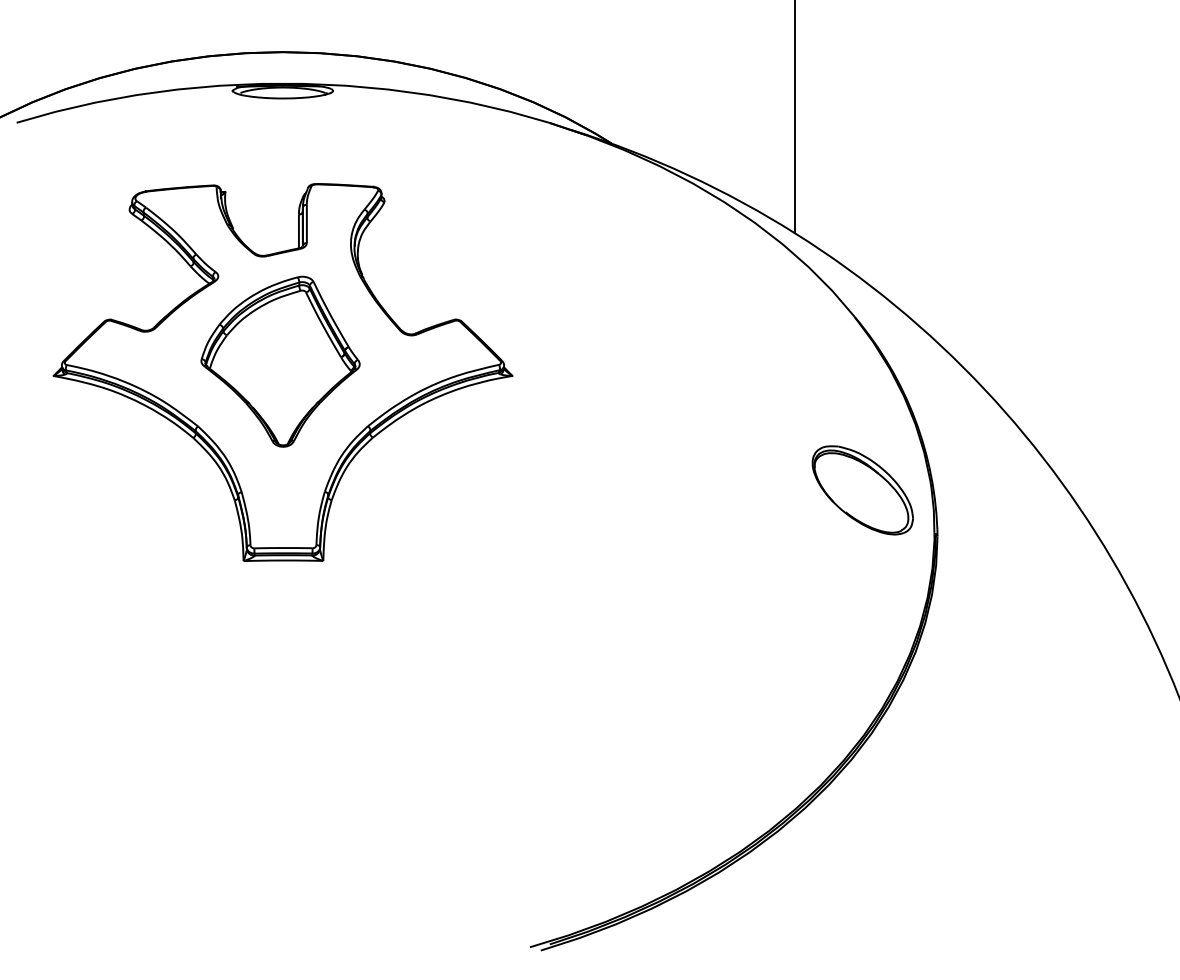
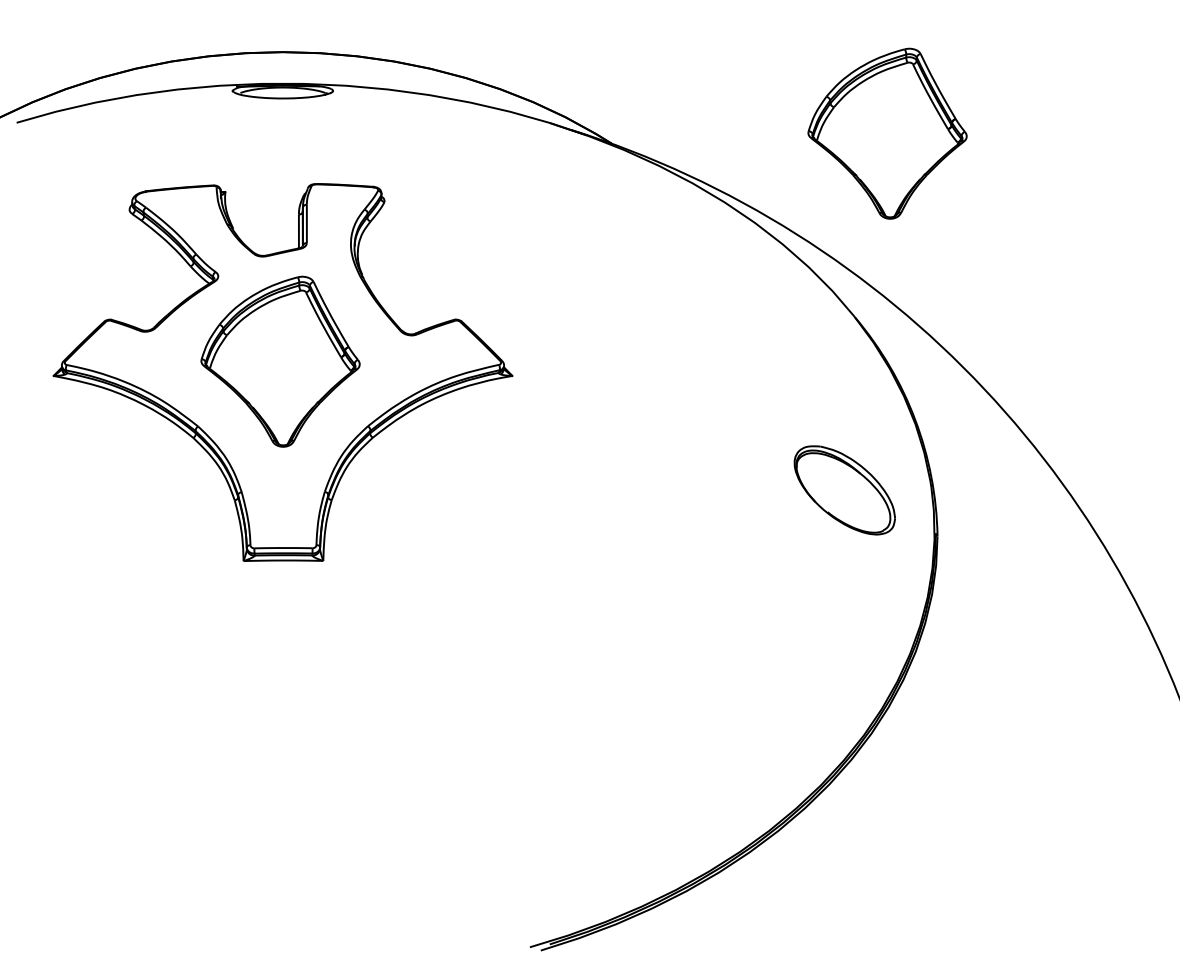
line: present -> none (795, 117)
part: none -> present (887, 133)
part position: (862, 490) -> (844, 490) (844, 490)
